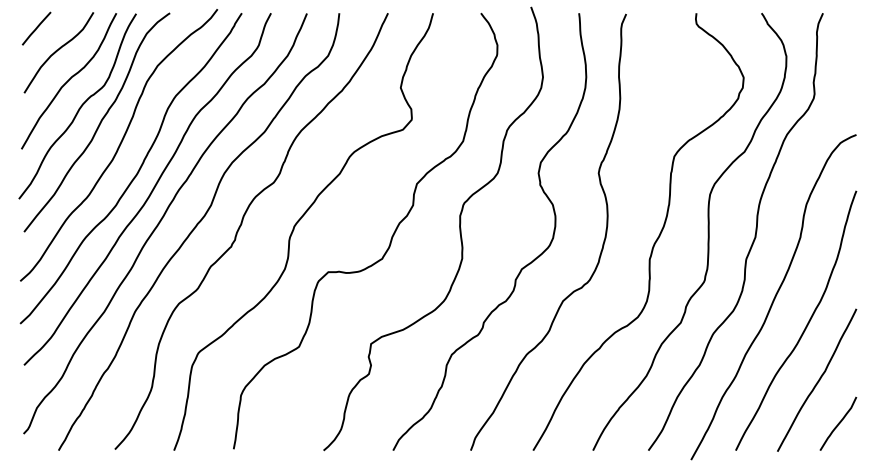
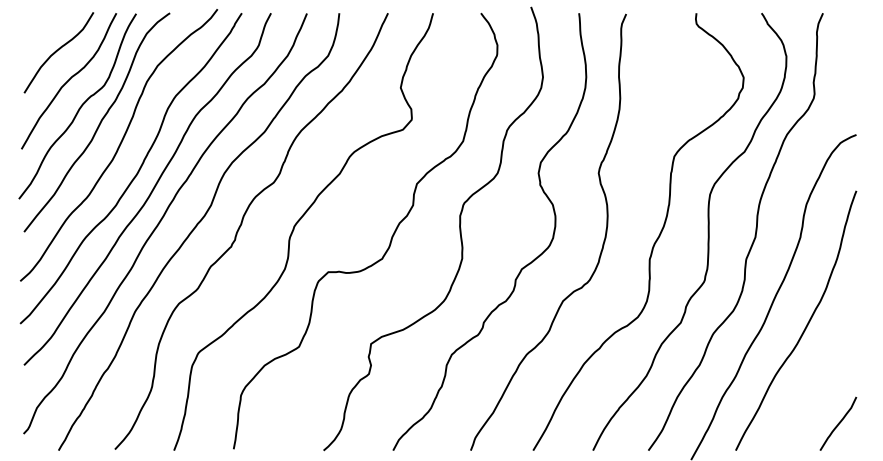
line: present -> none (36, 28)
curve: present -> none (818, 379)
